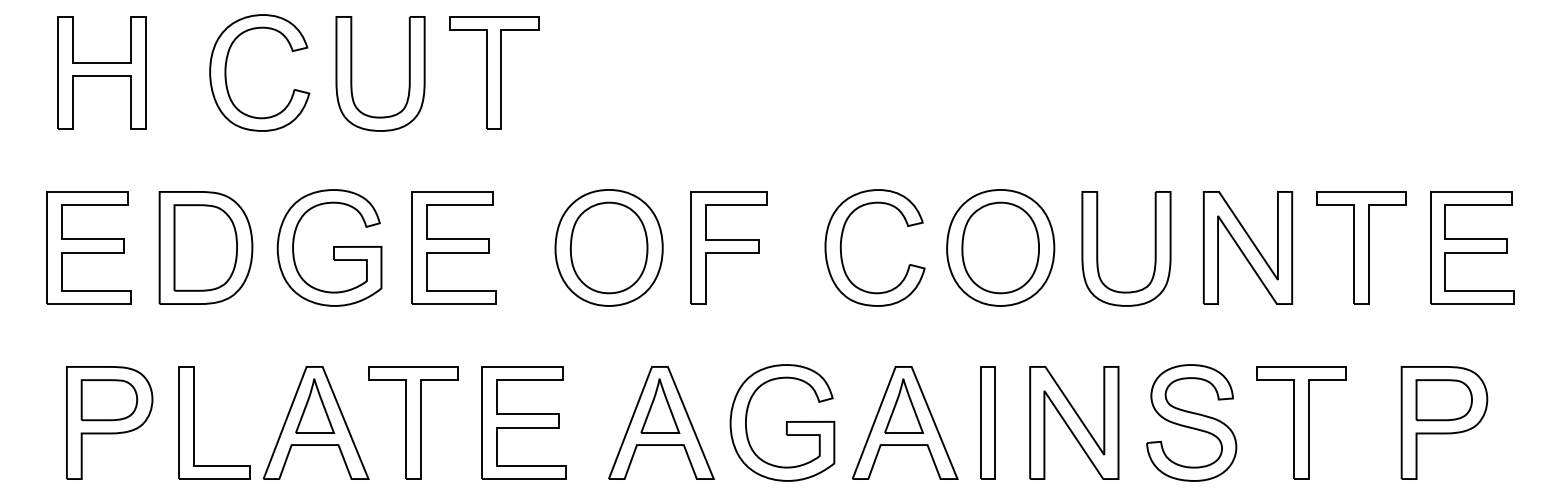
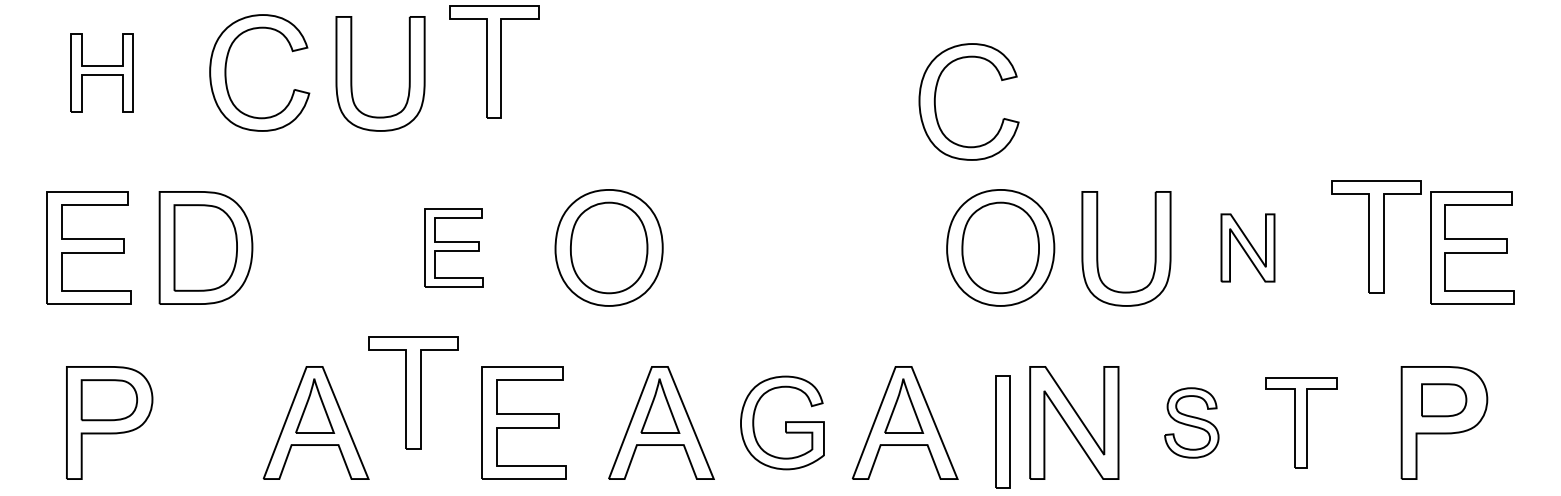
part size: 90x114 px -> 64x80 px (101, 72)
part position: (494, 72) -> (494, 61) (494, 61)
part position: (842, 240) -> (936, 94) (936, 94)
part: present -> none (329, 247)
part size: 86x114 px -> 60x80 px (453, 247)
part: present -> none (728, 247)
part size: 92x114 px -> 56x70 px (1247, 247)
part position: (1361, 247) -> (1376, 236) (1376, 236)
part size: 58x43 px -> 47x35 px (1444, 400)
part: present -> none (194, 422)
part position: (413, 422) -> (413, 392) (413, 392)
part size: 107x118 px -> 85x96 px (782, 422)
part position: (987, 422) -> (1002, 431) (1002, 431)
part size: 92x118 px -> 56x72 px (1191, 422)
part size: 91x114 px -> 73x92 px (1301, 422)
